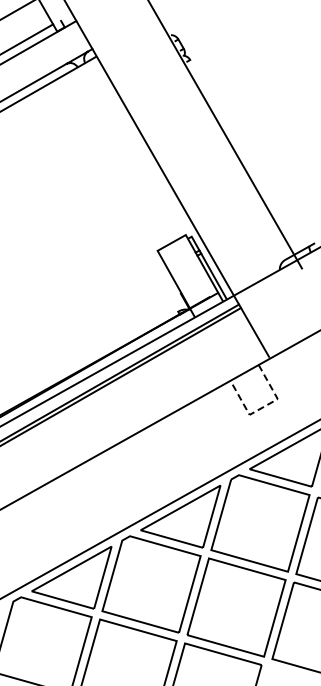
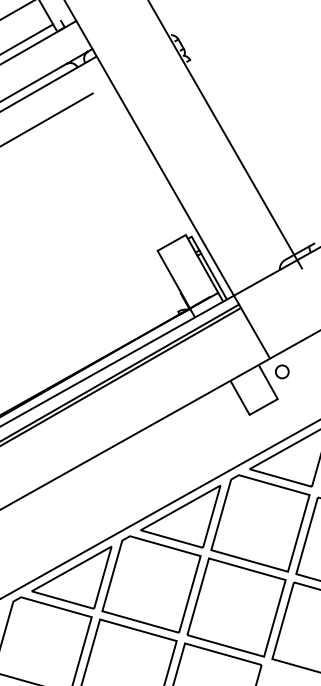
line: none -> present (47, 119)
circle: none -> present (282, 371)
line: dashed -> solid (263, 407)
